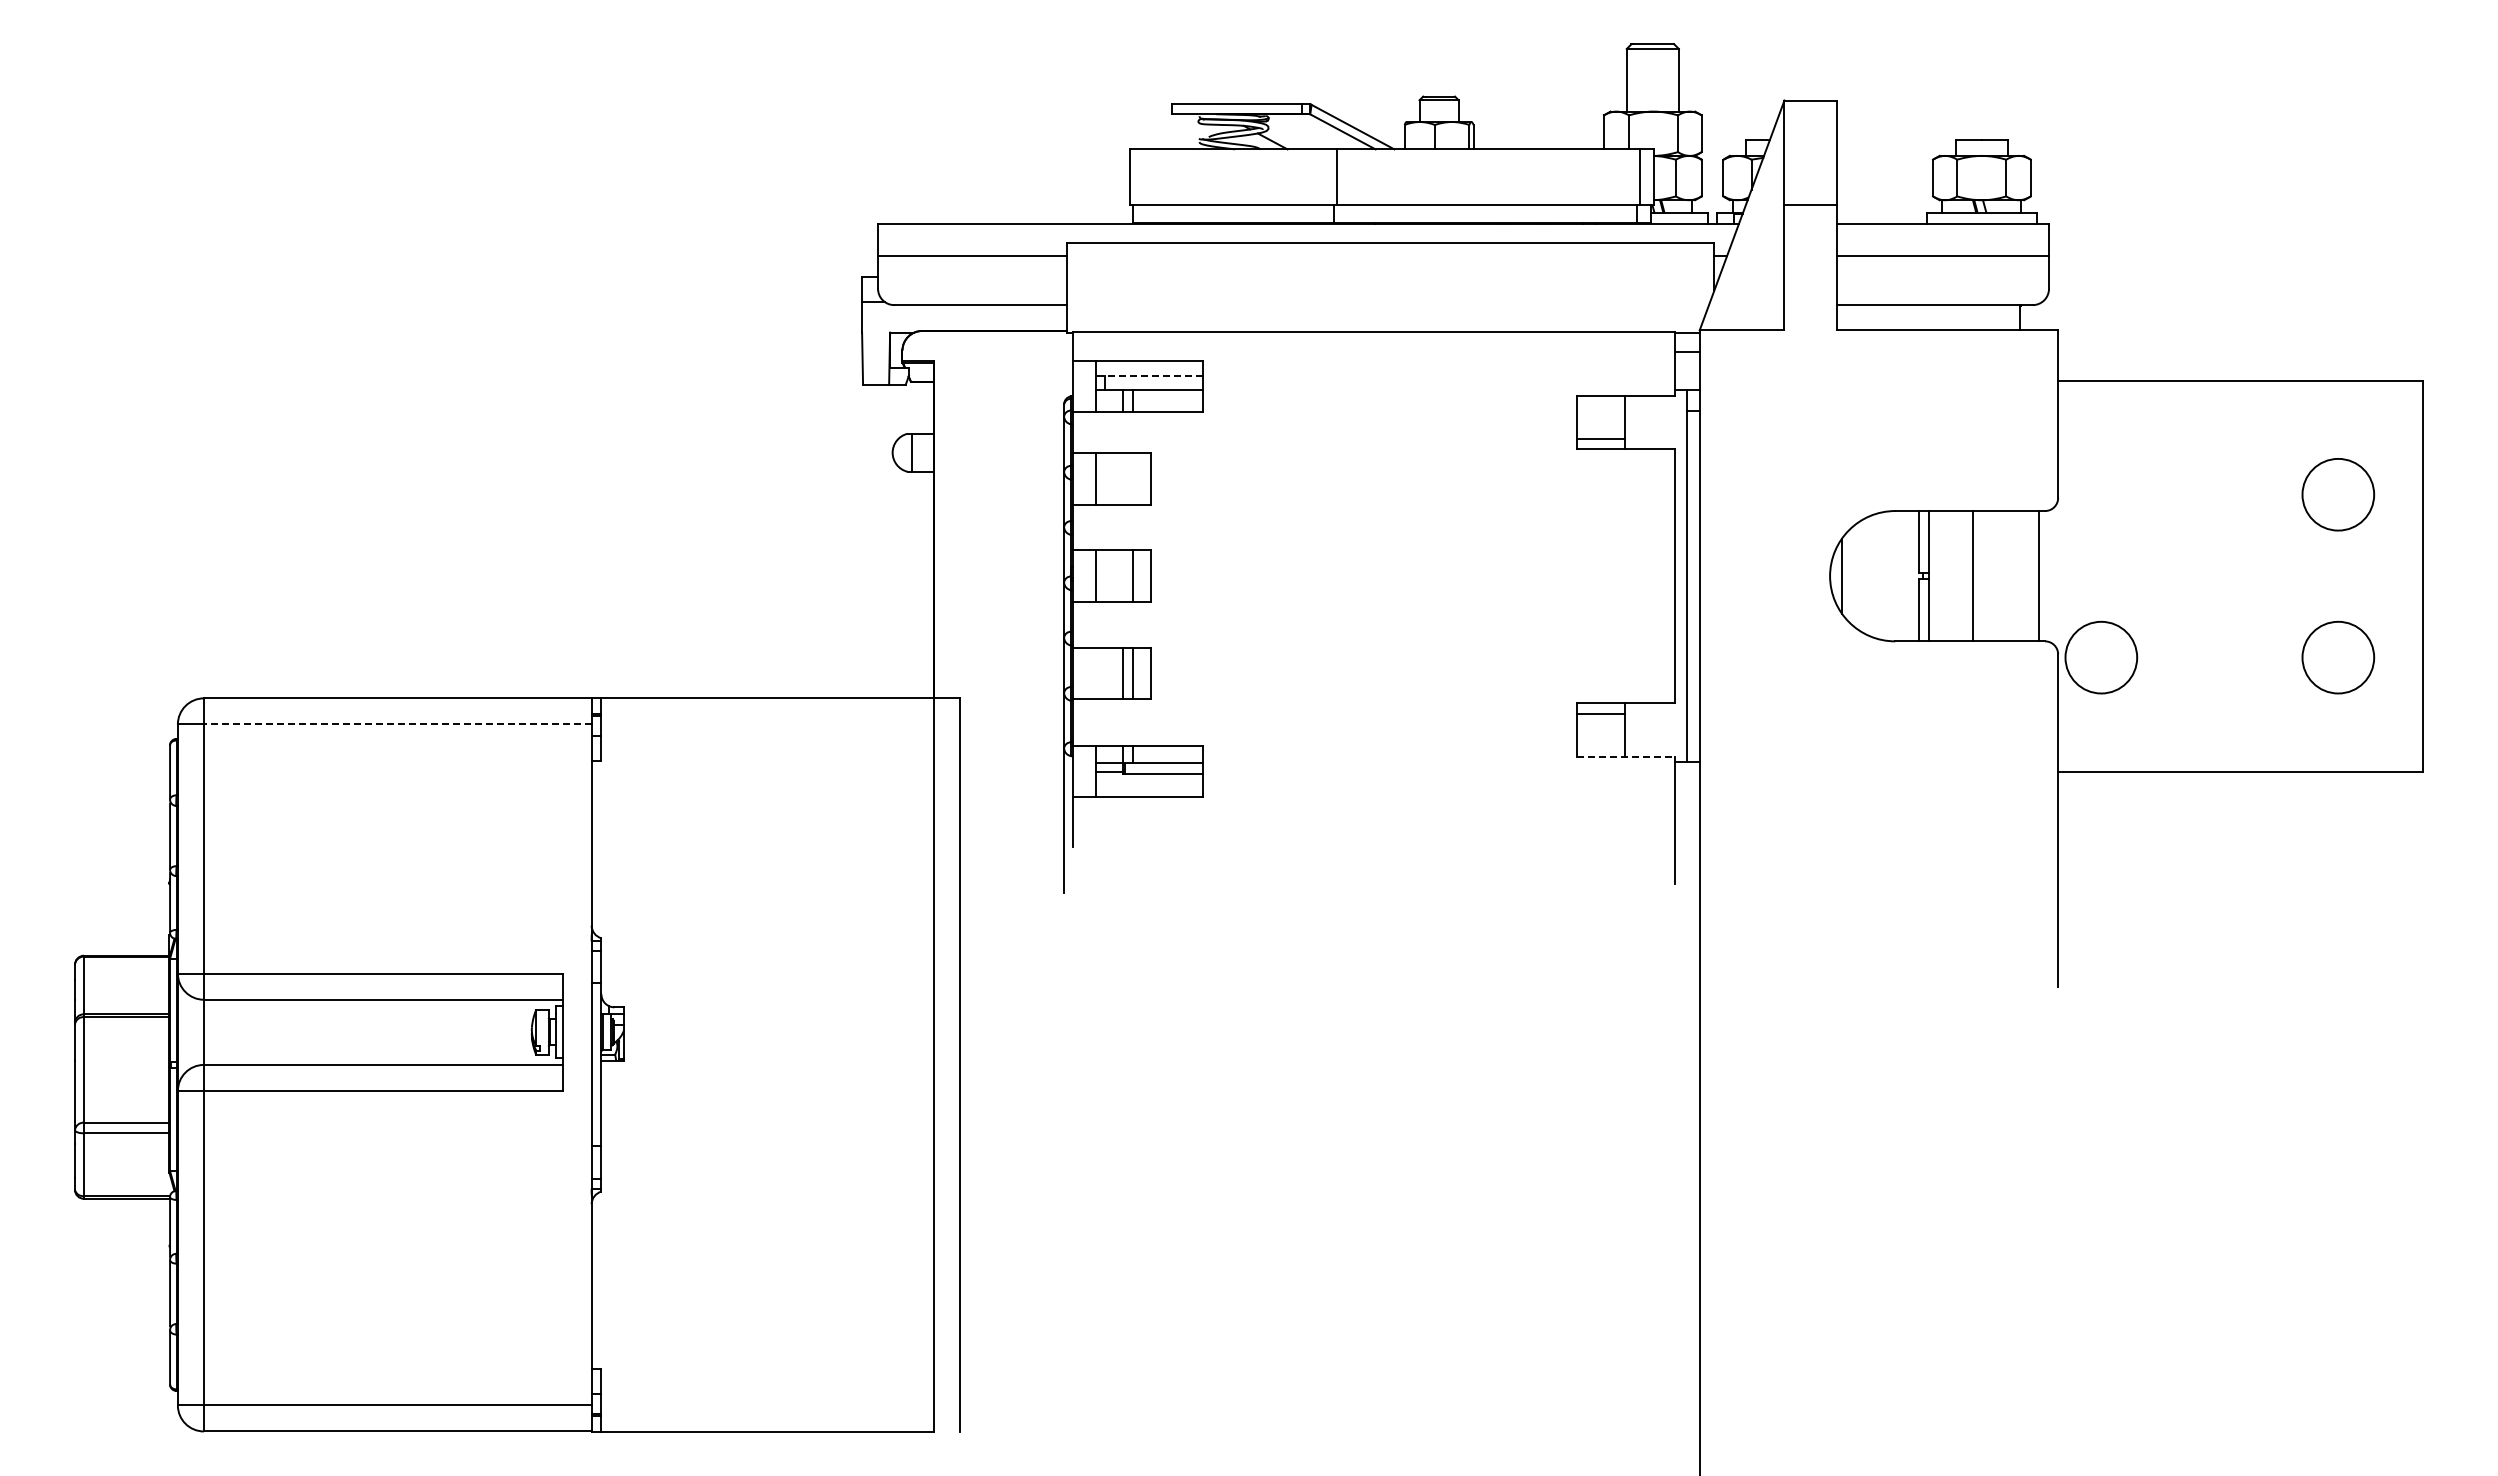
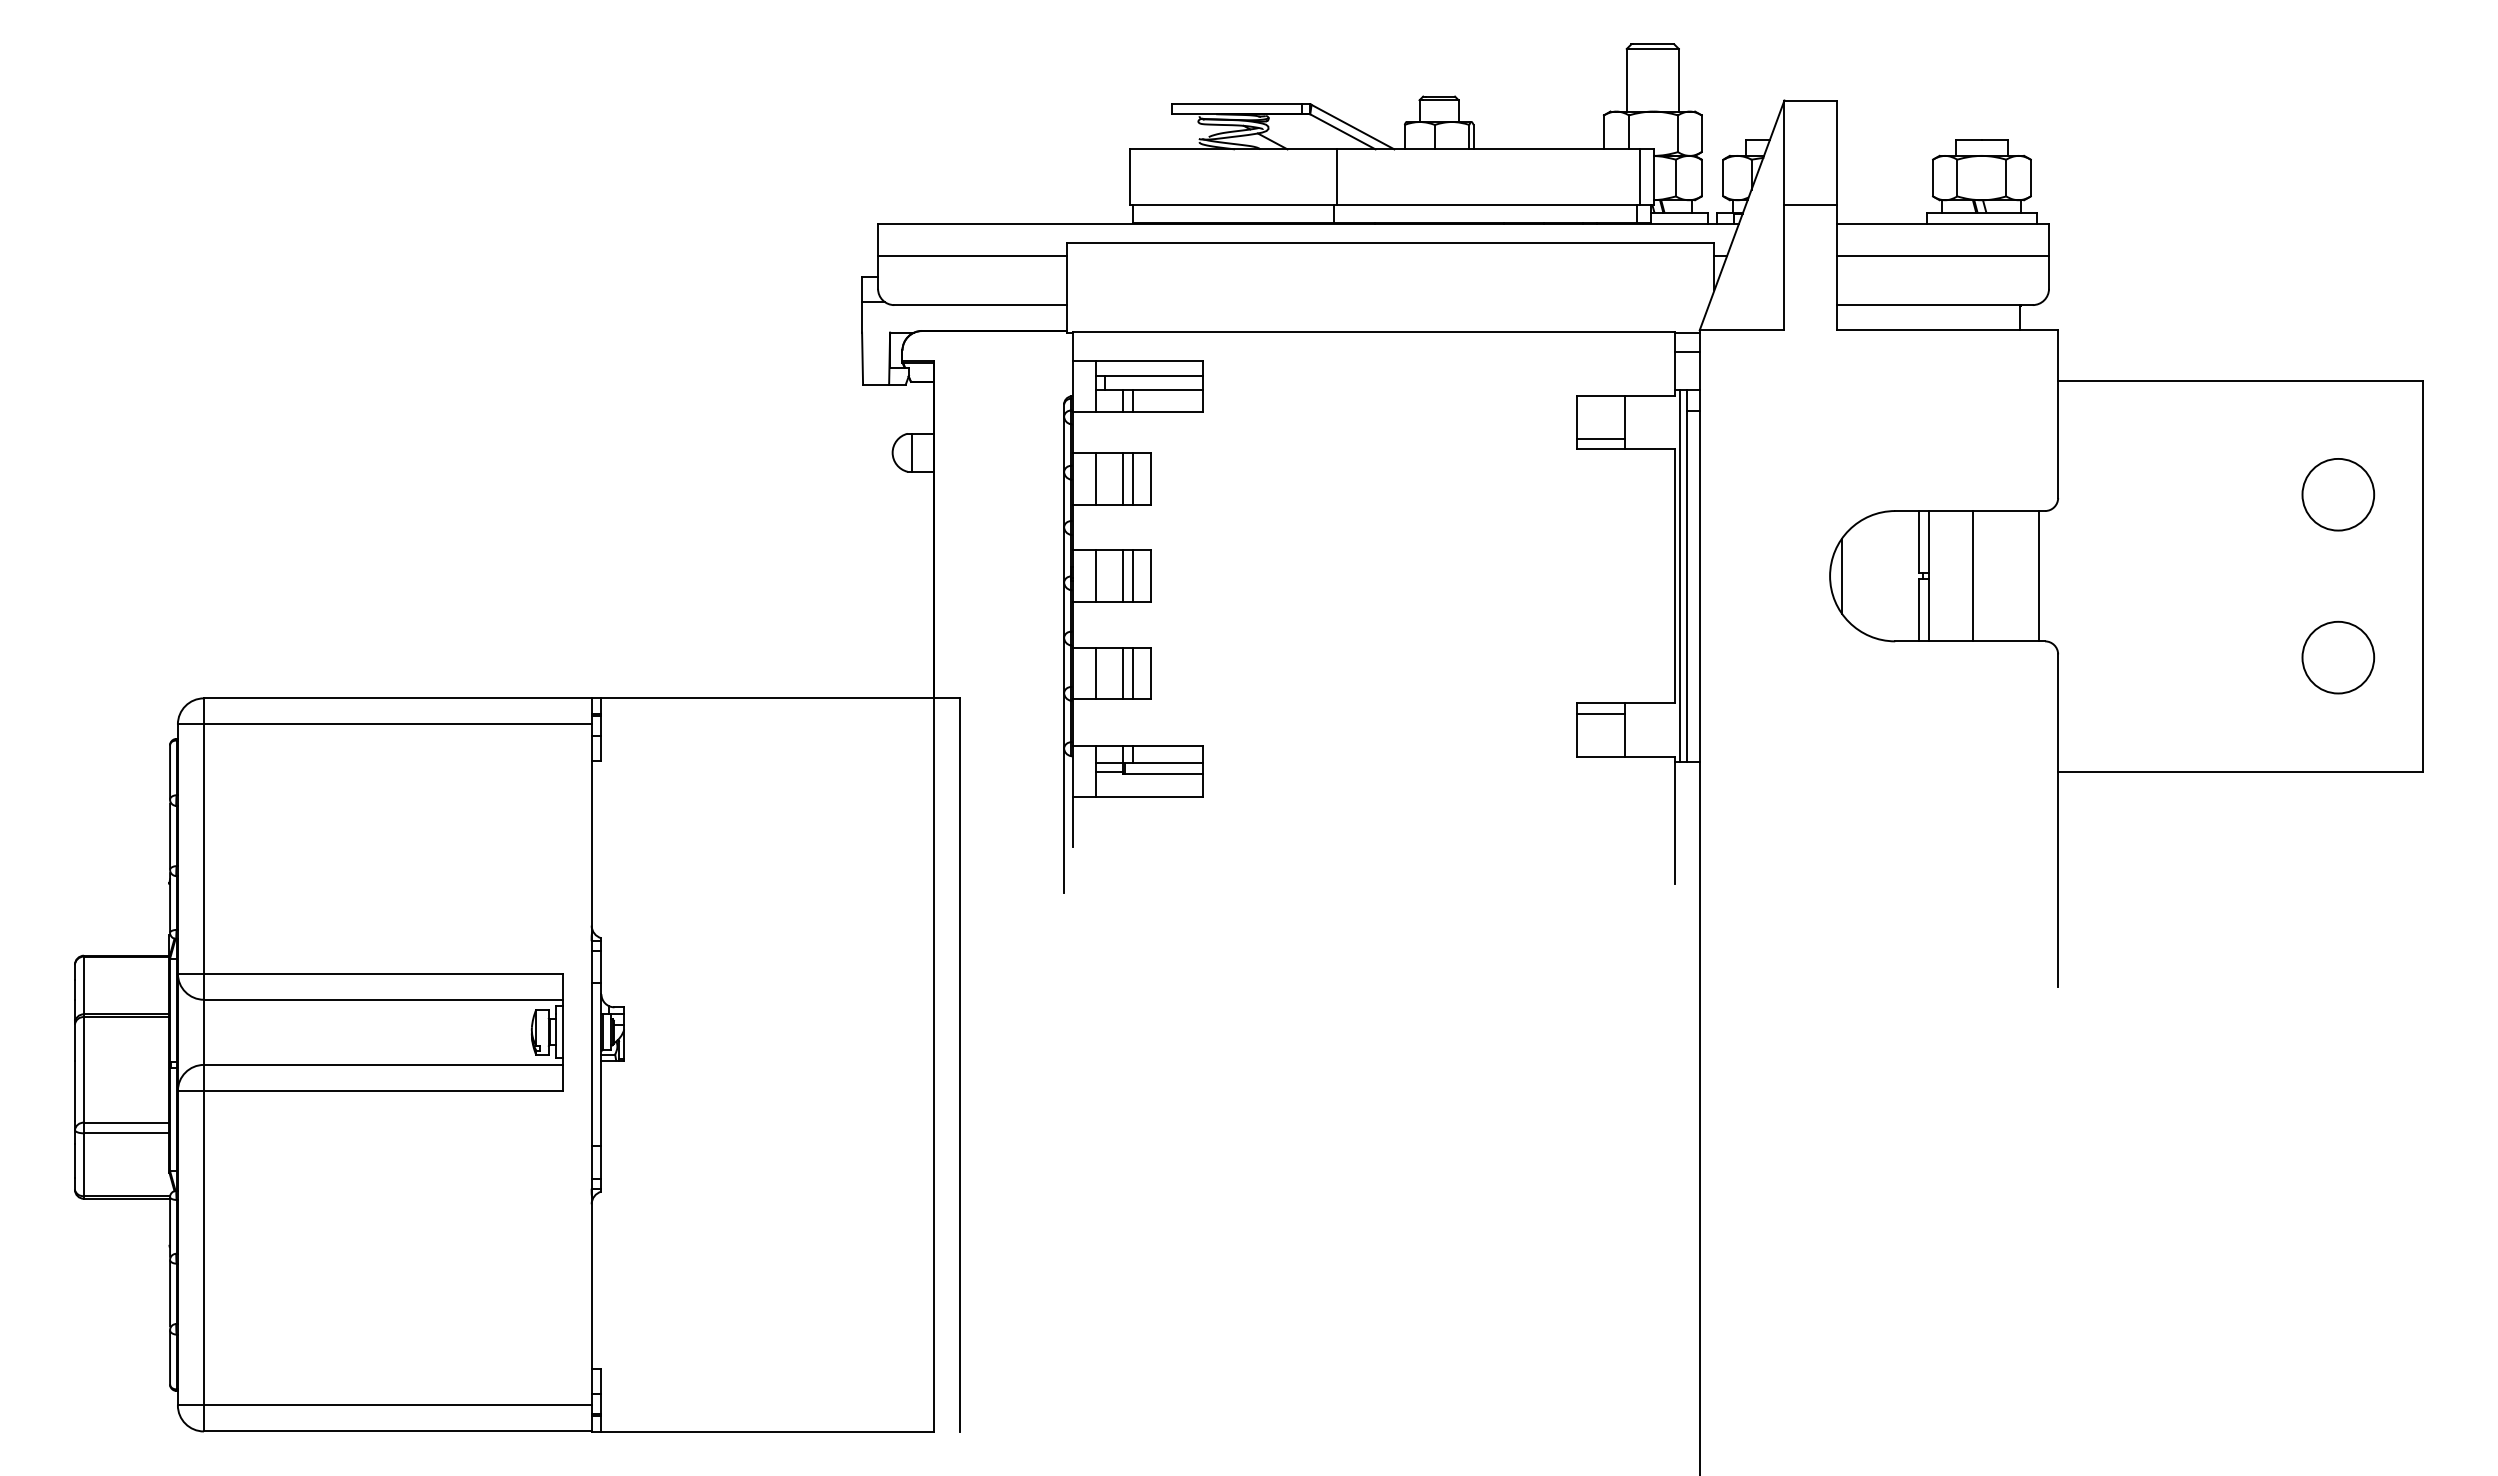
line: dashed -> solid (1148, 376)
line: none -> present (1123, 478)
line: none -> present (1133, 478)
line: none -> present (1123, 575)
line: none -> present (1680, 576)
circle: present -> none (2101, 657)
line: none -> present (1096, 673)
line: dashed -> solid (397, 724)
line: dashed -> solid (1625, 756)
